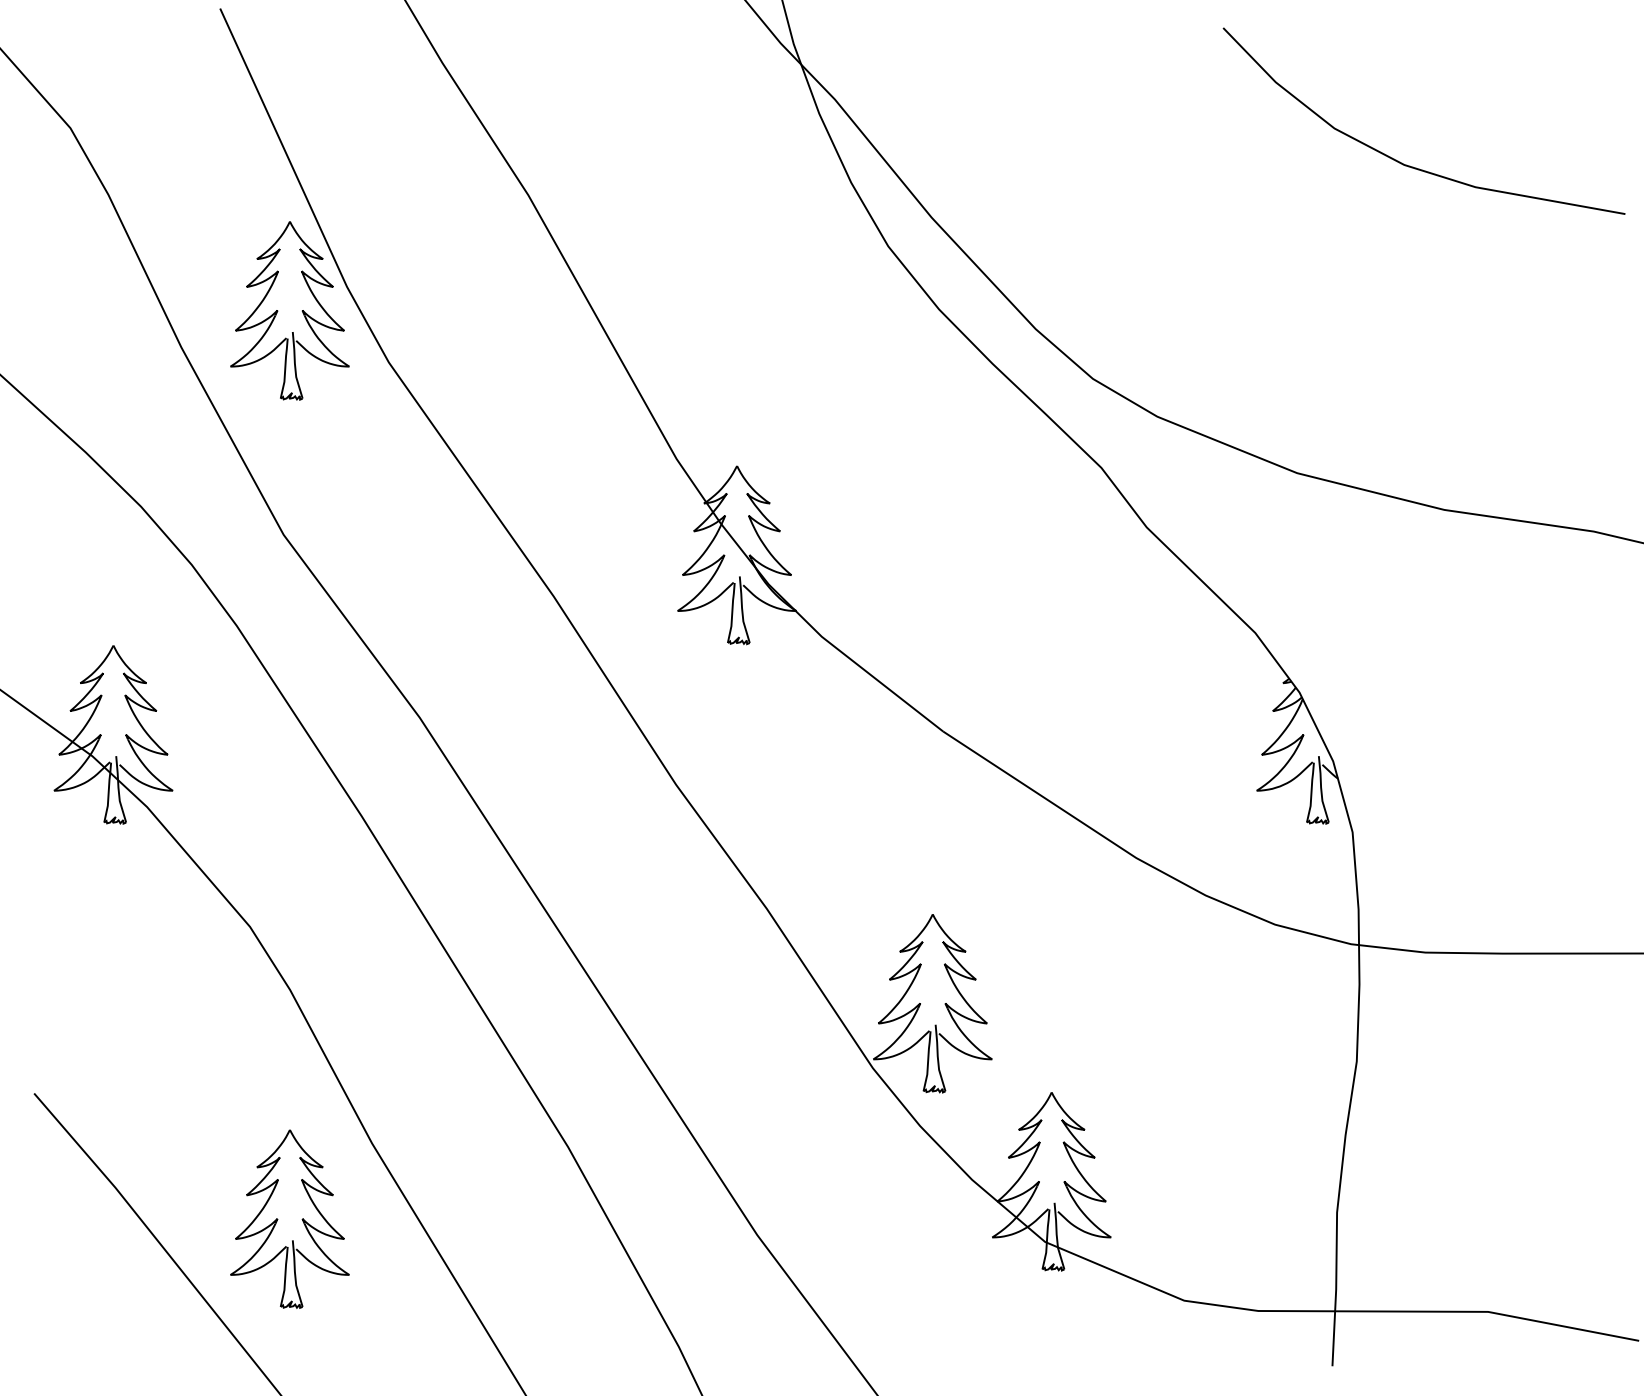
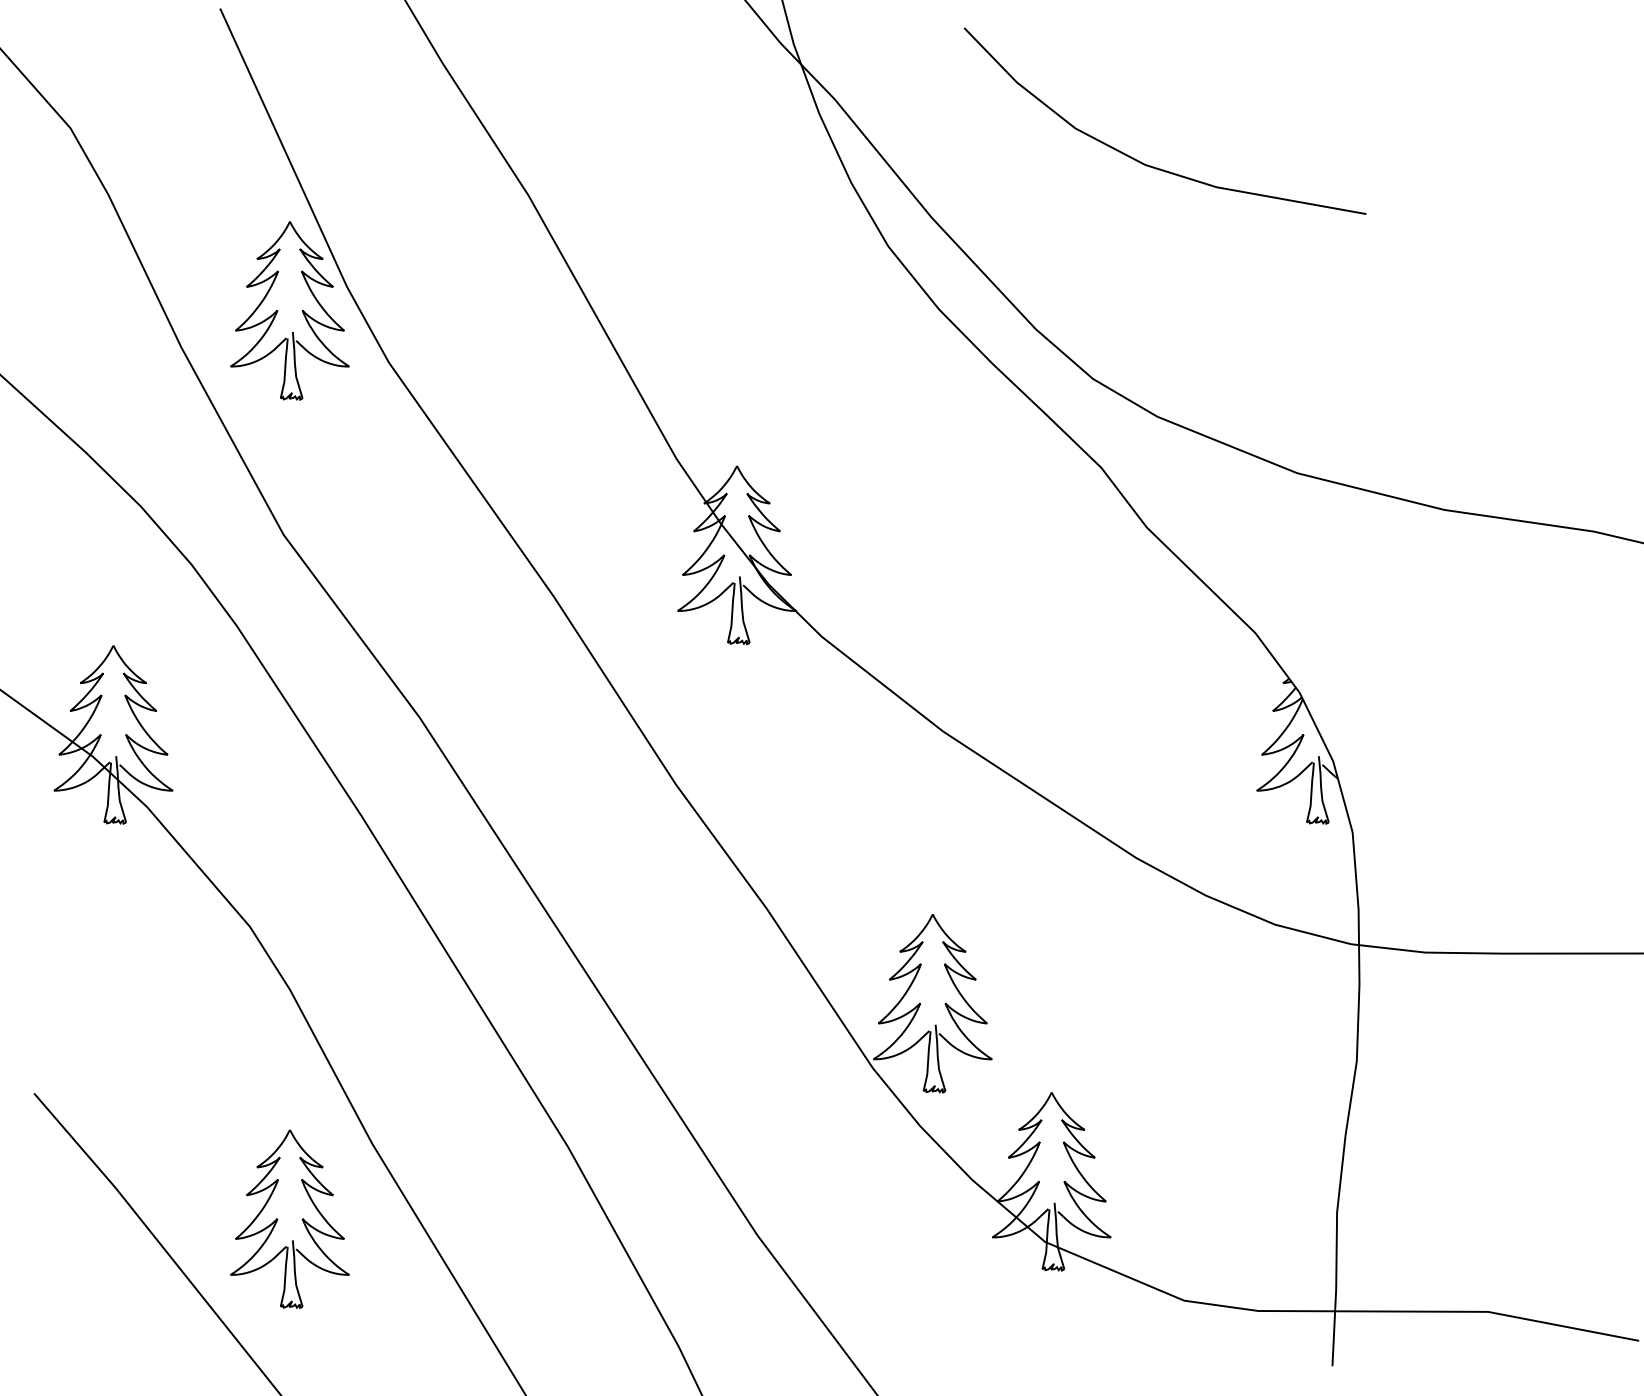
curve position: (1400, 161) -> (1141, 161) (1141, 161)
